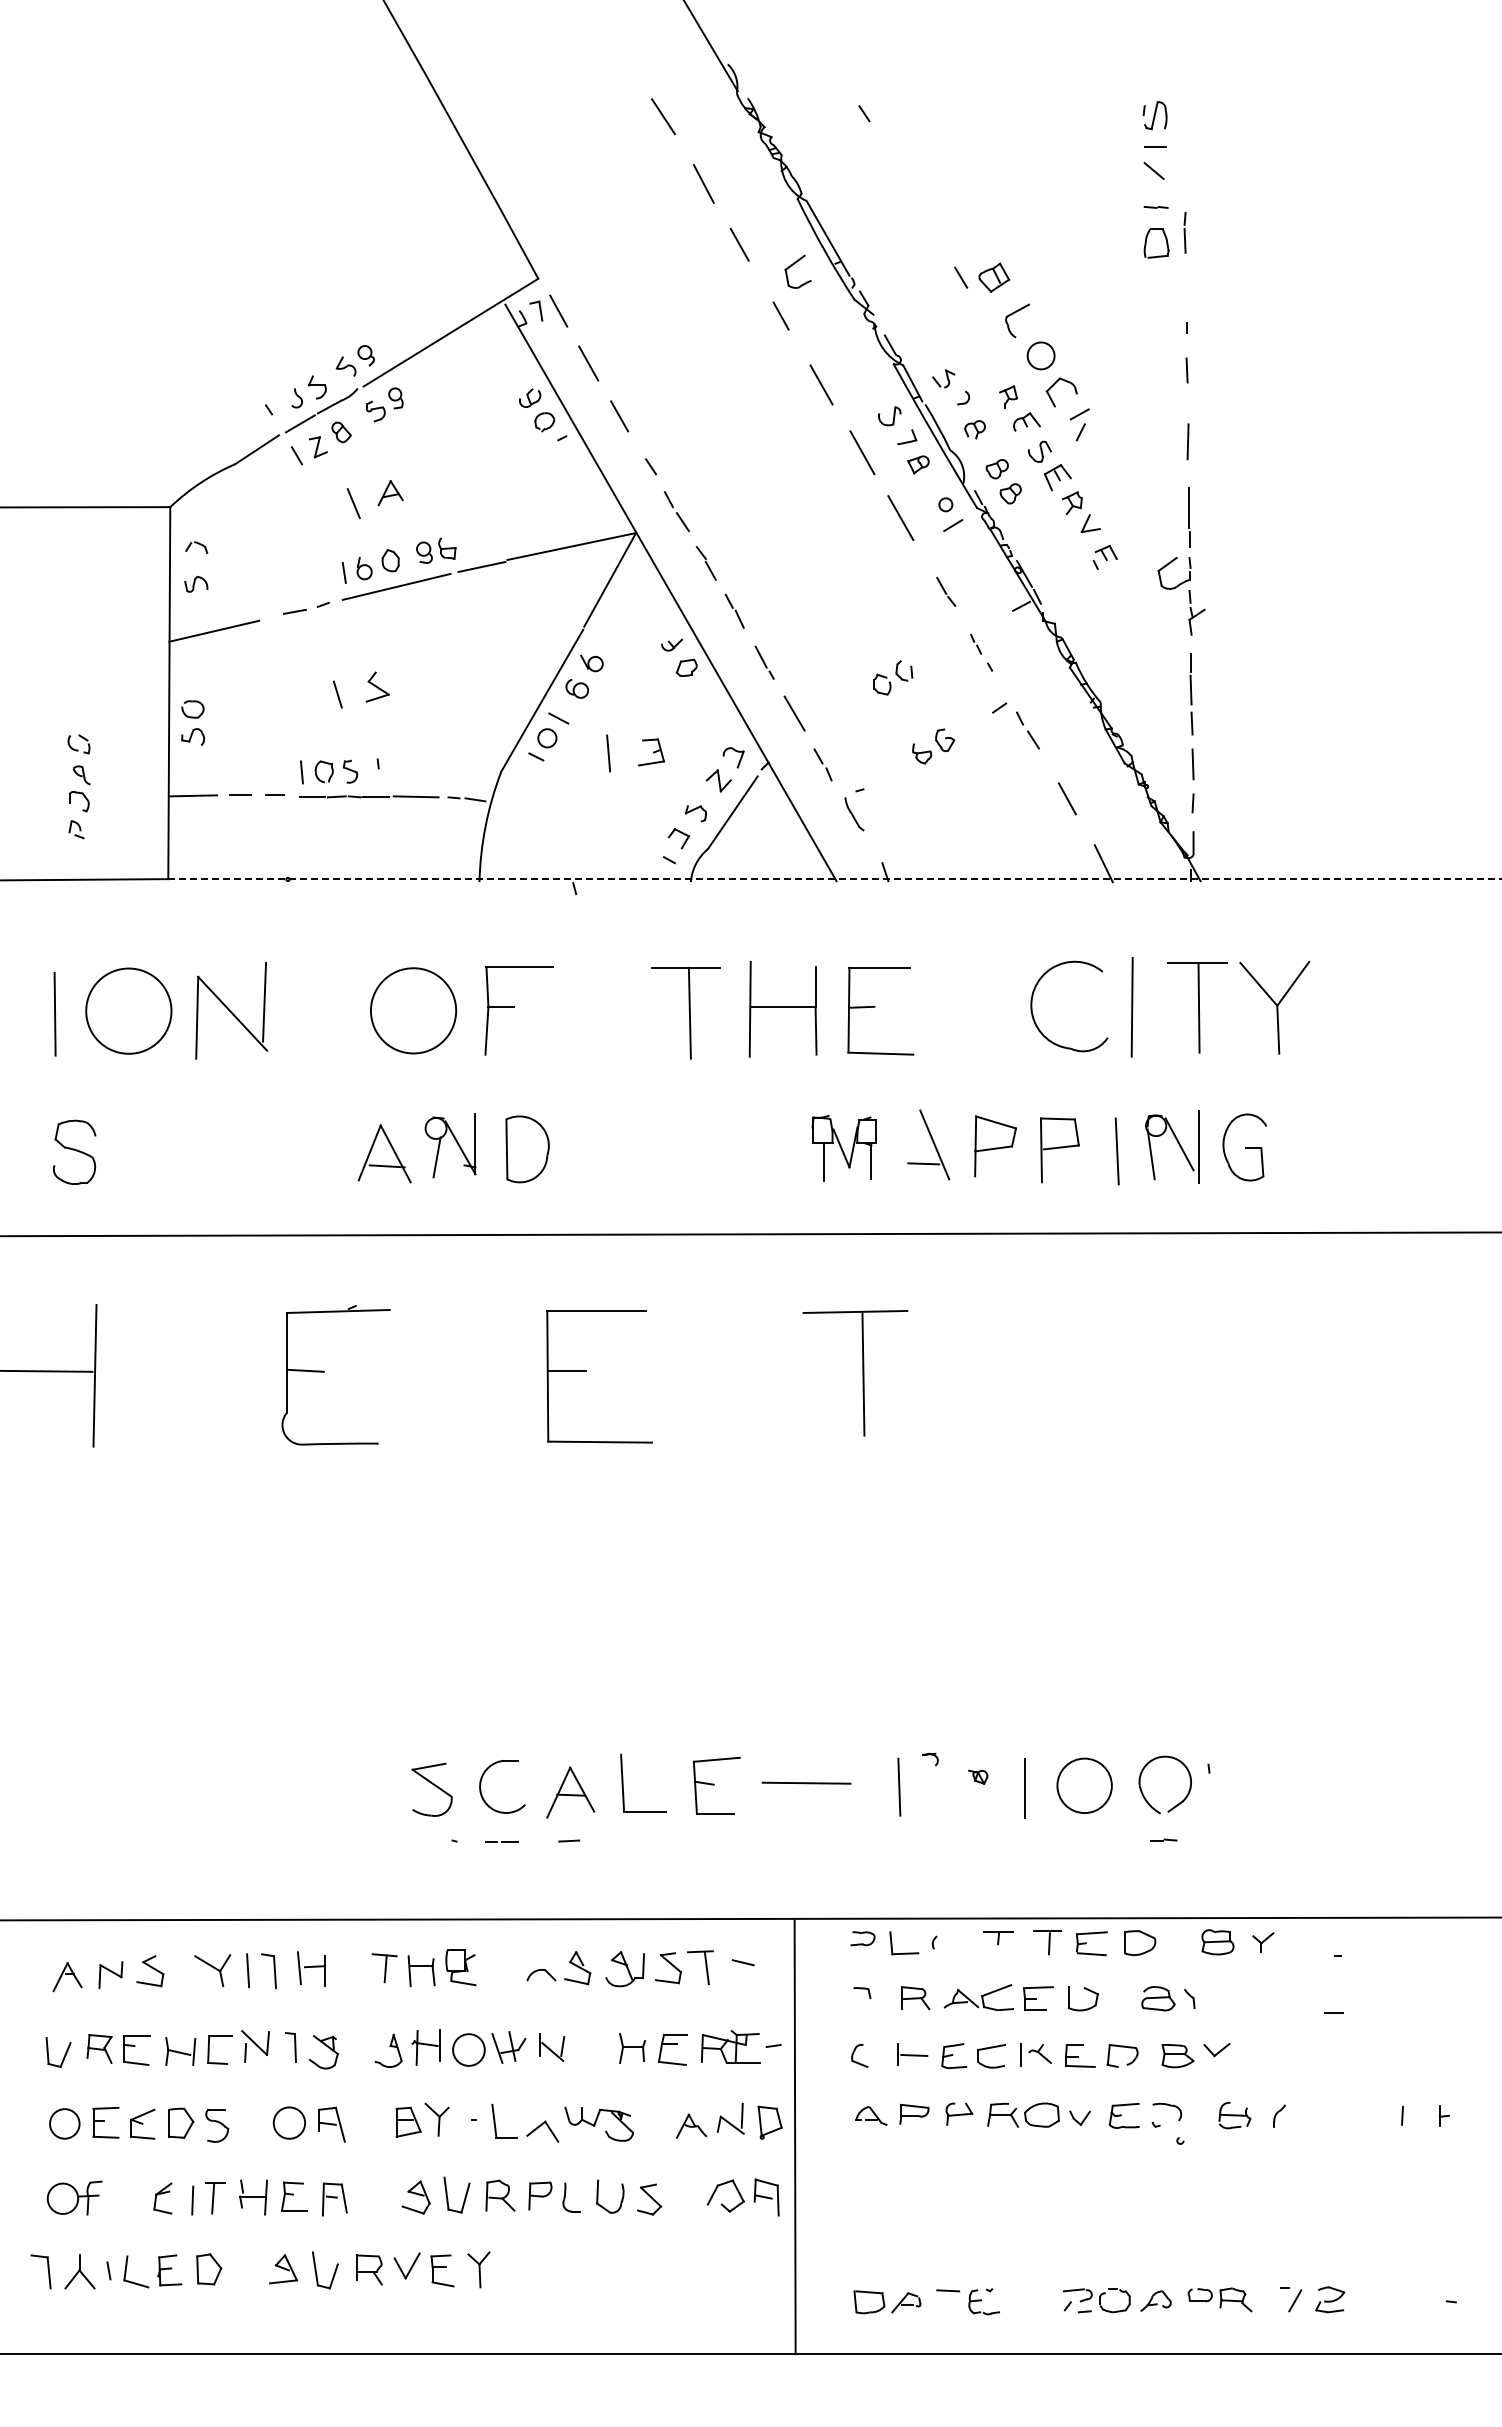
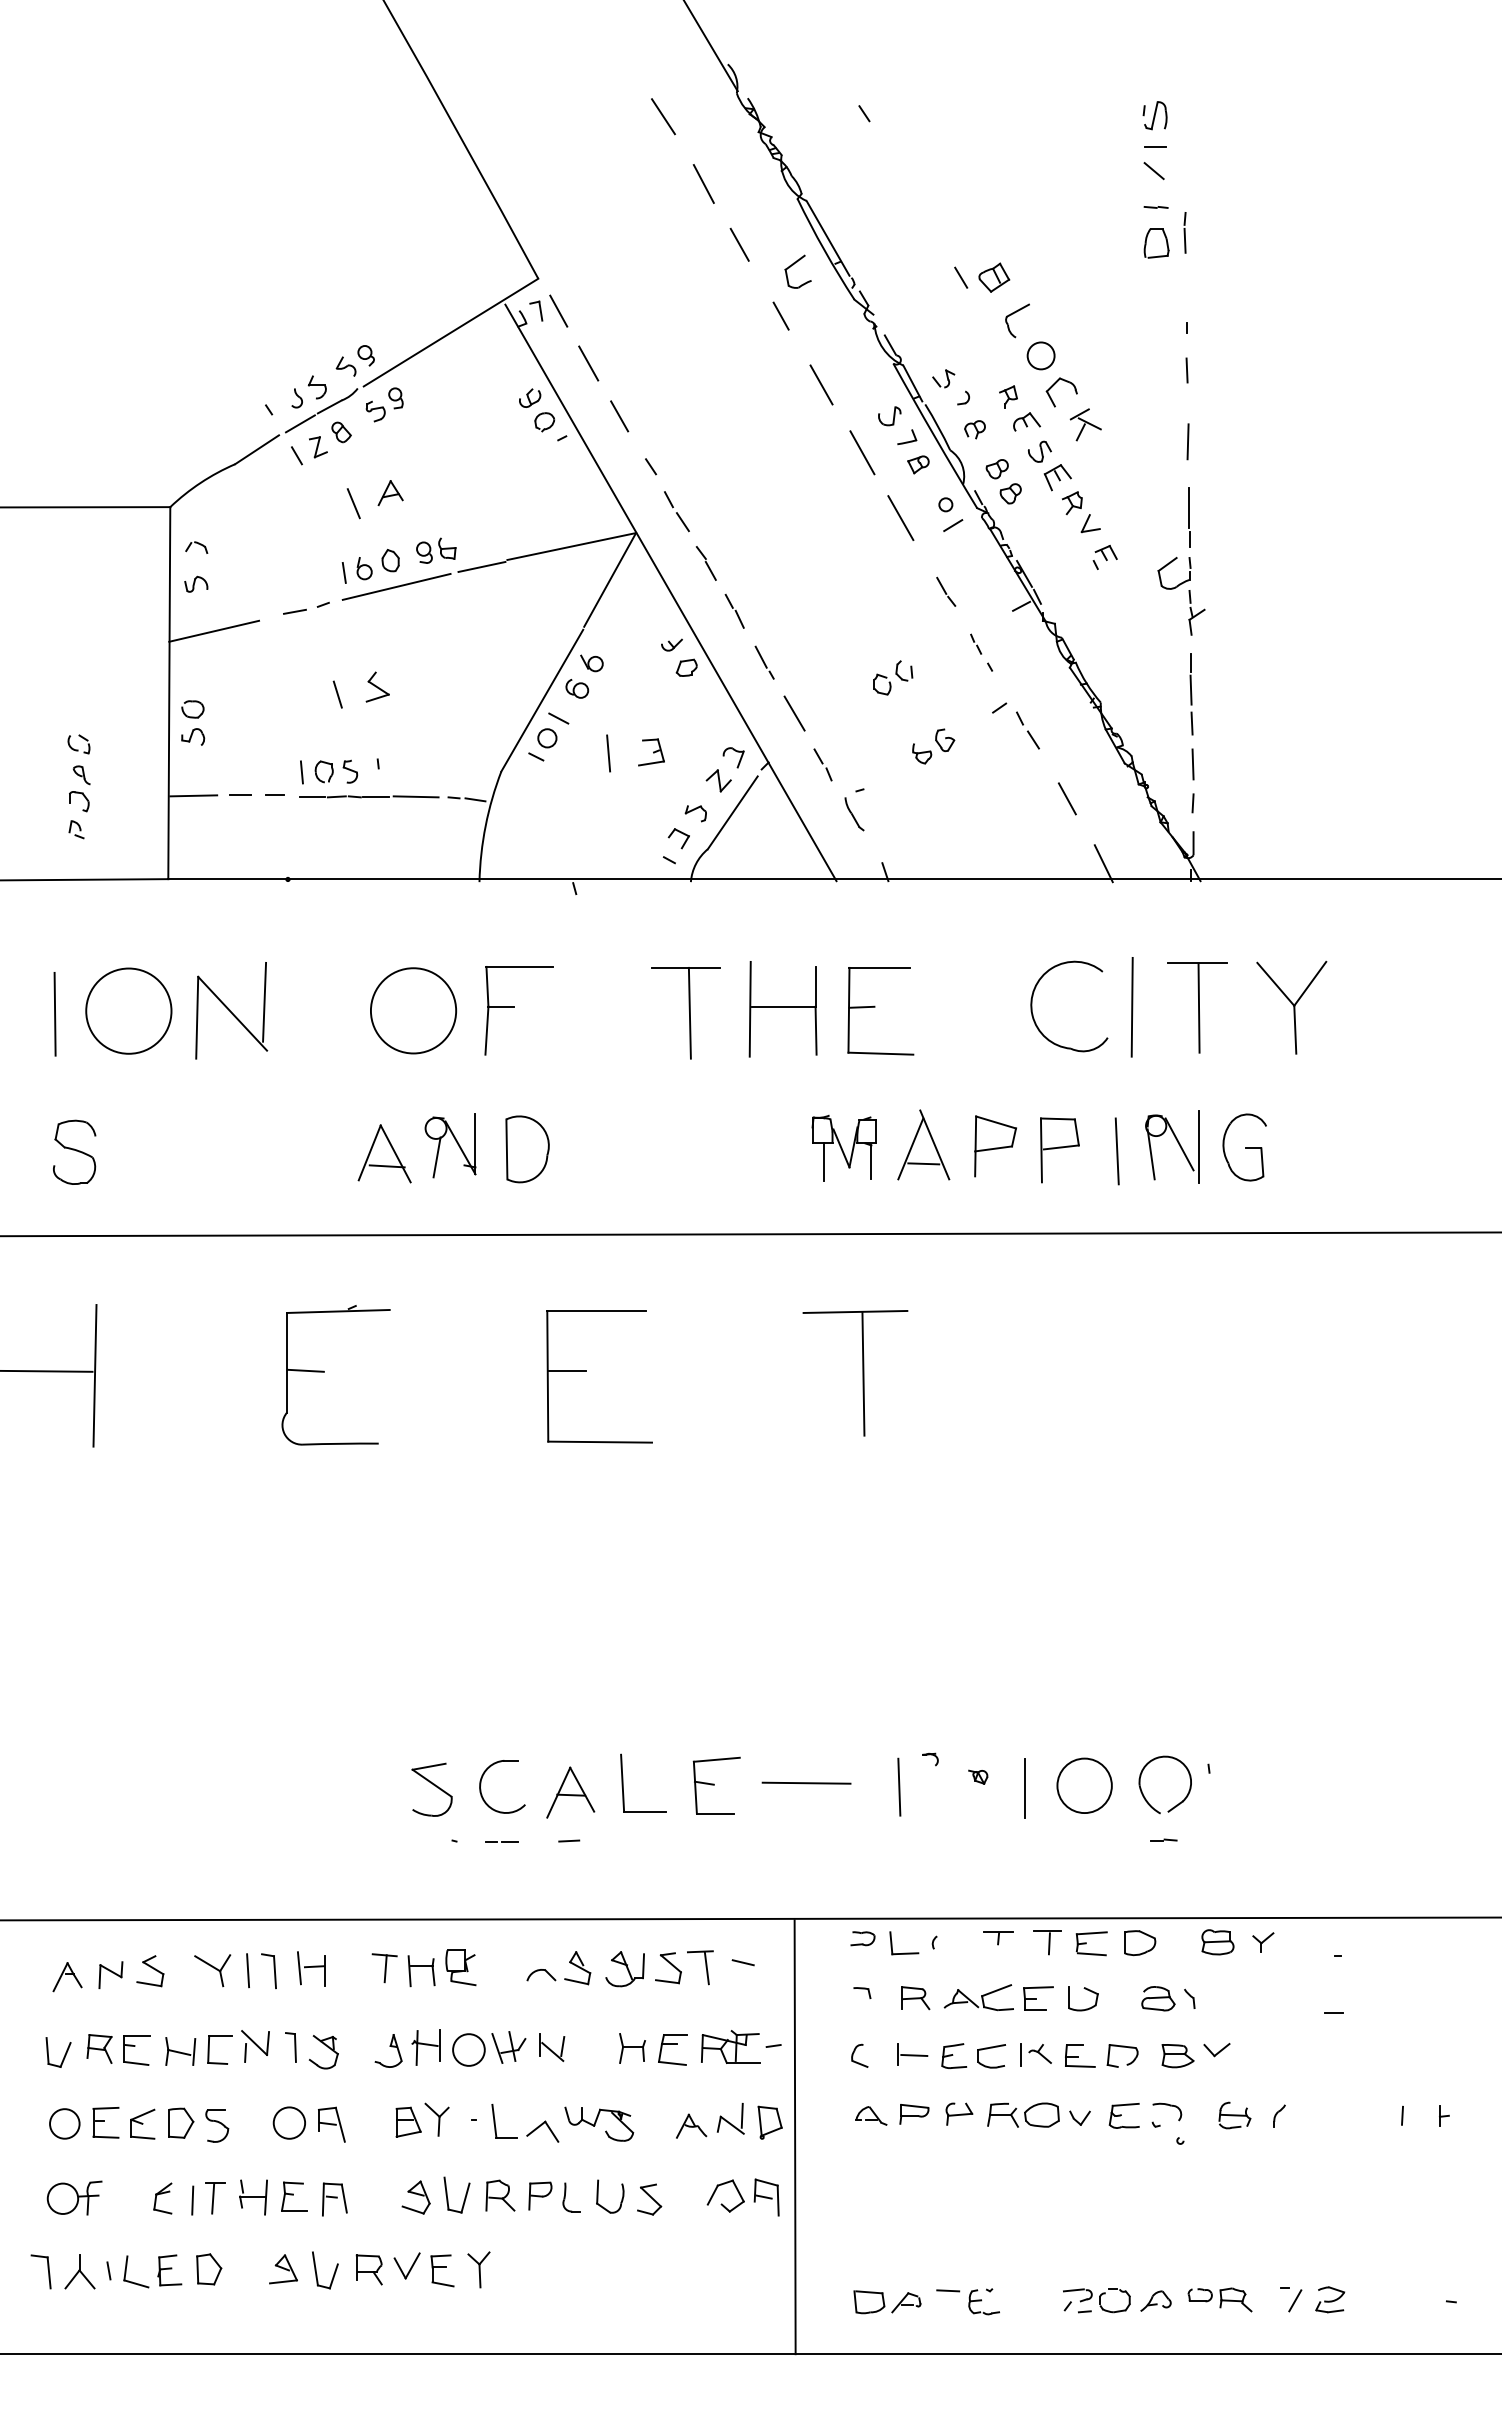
line: none -> present (1089, 423)
line: dashed -> solid (835, 879)
part position: (1274, 1007) -> (1291, 1007) (1291, 1007)
line: none -> present (910, 1148)
